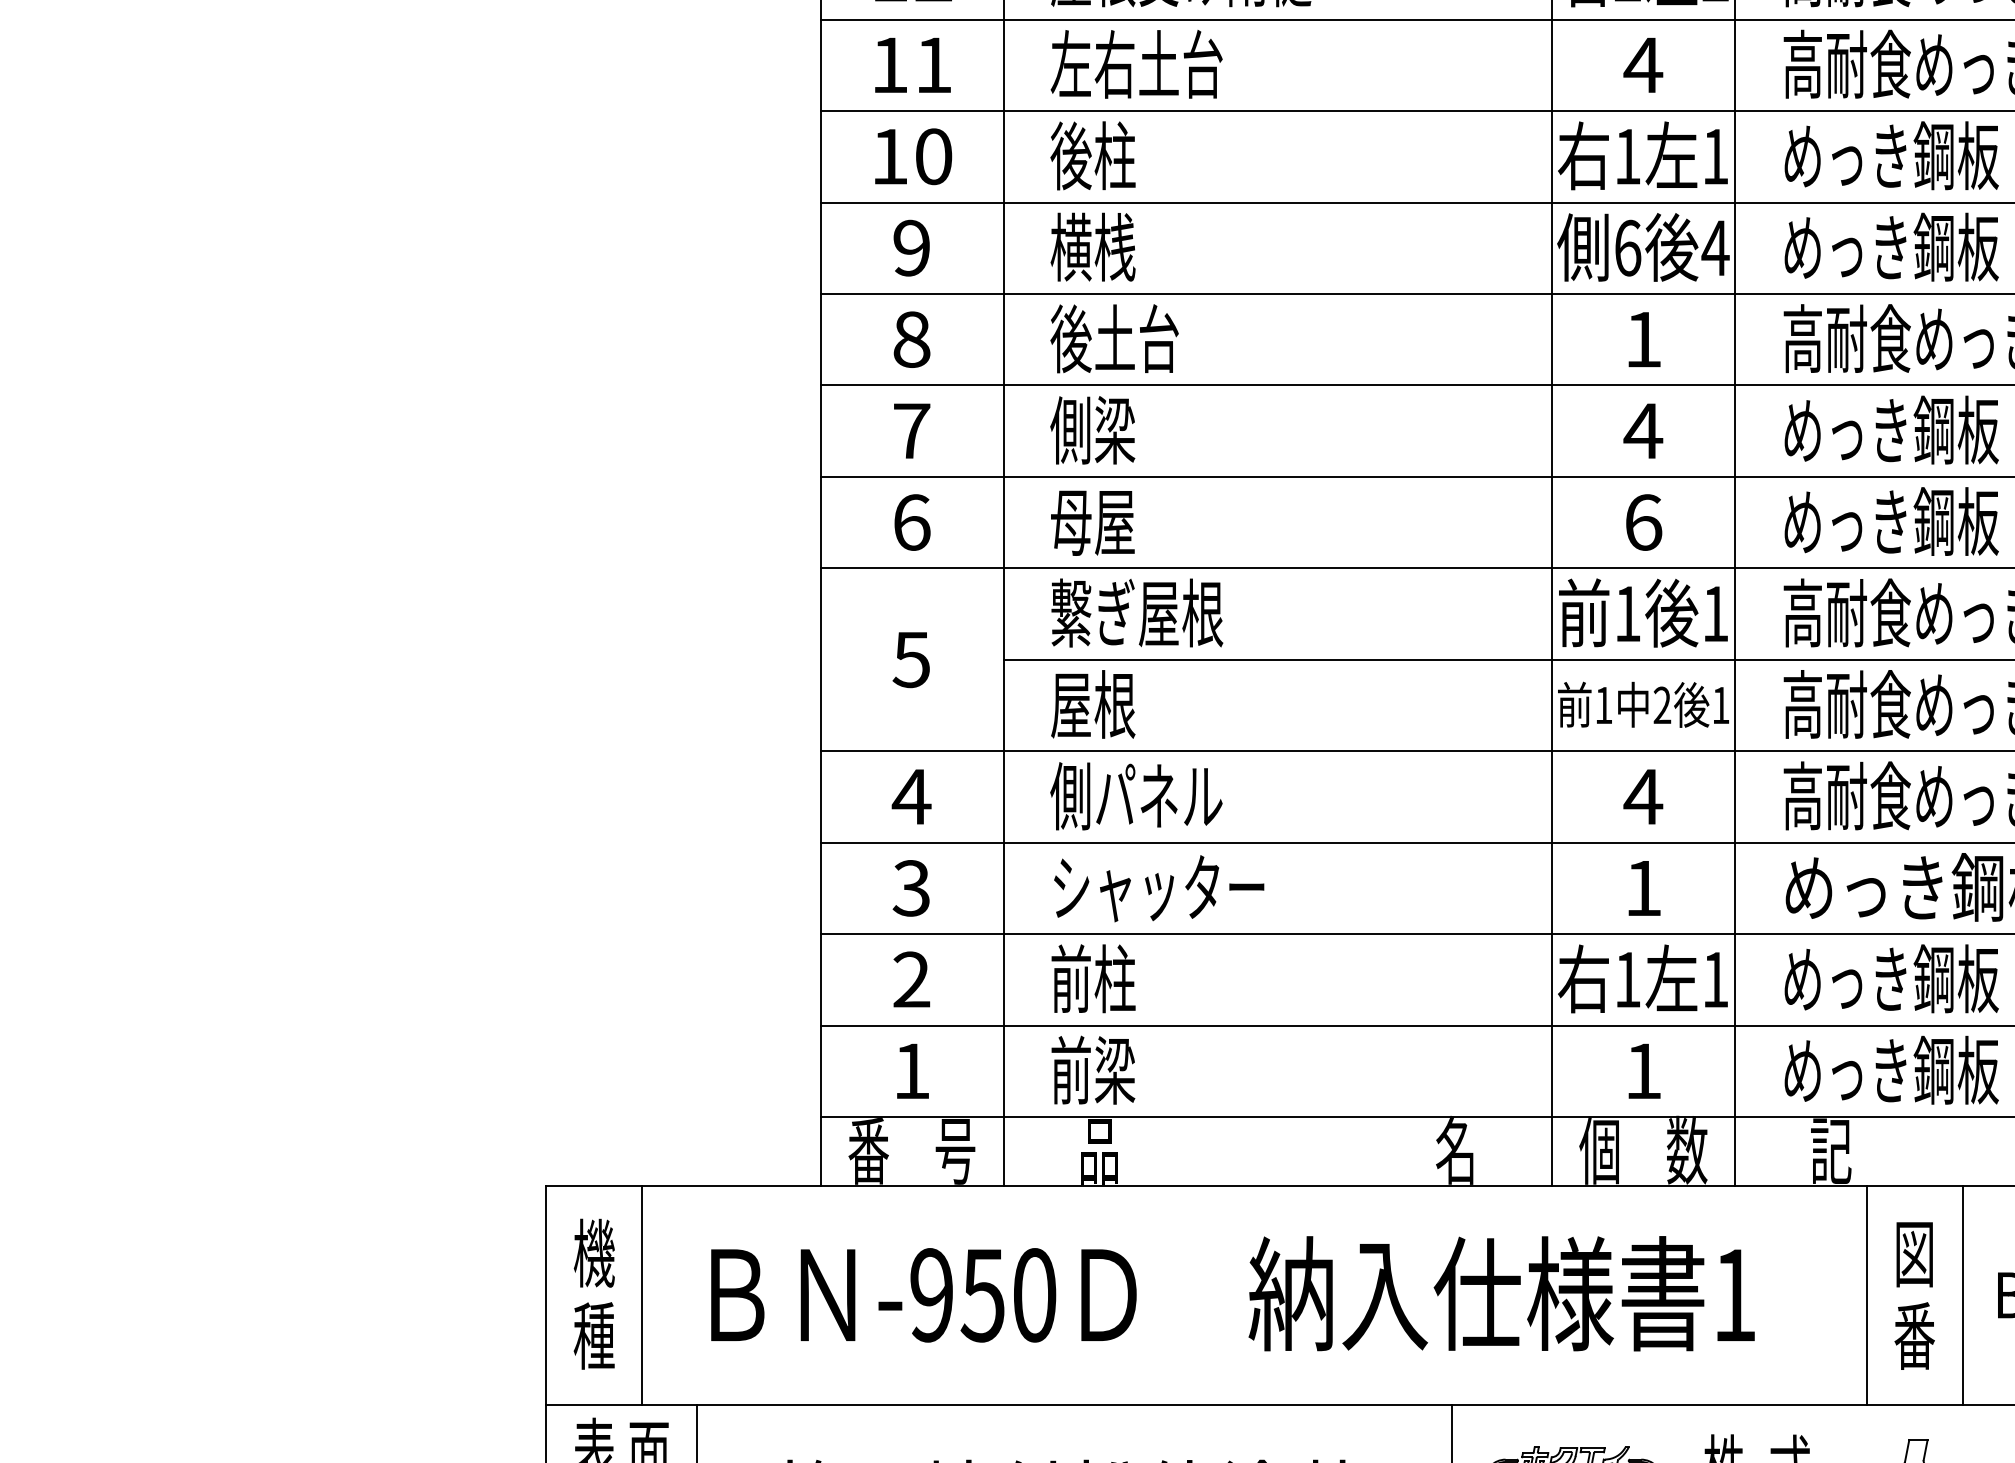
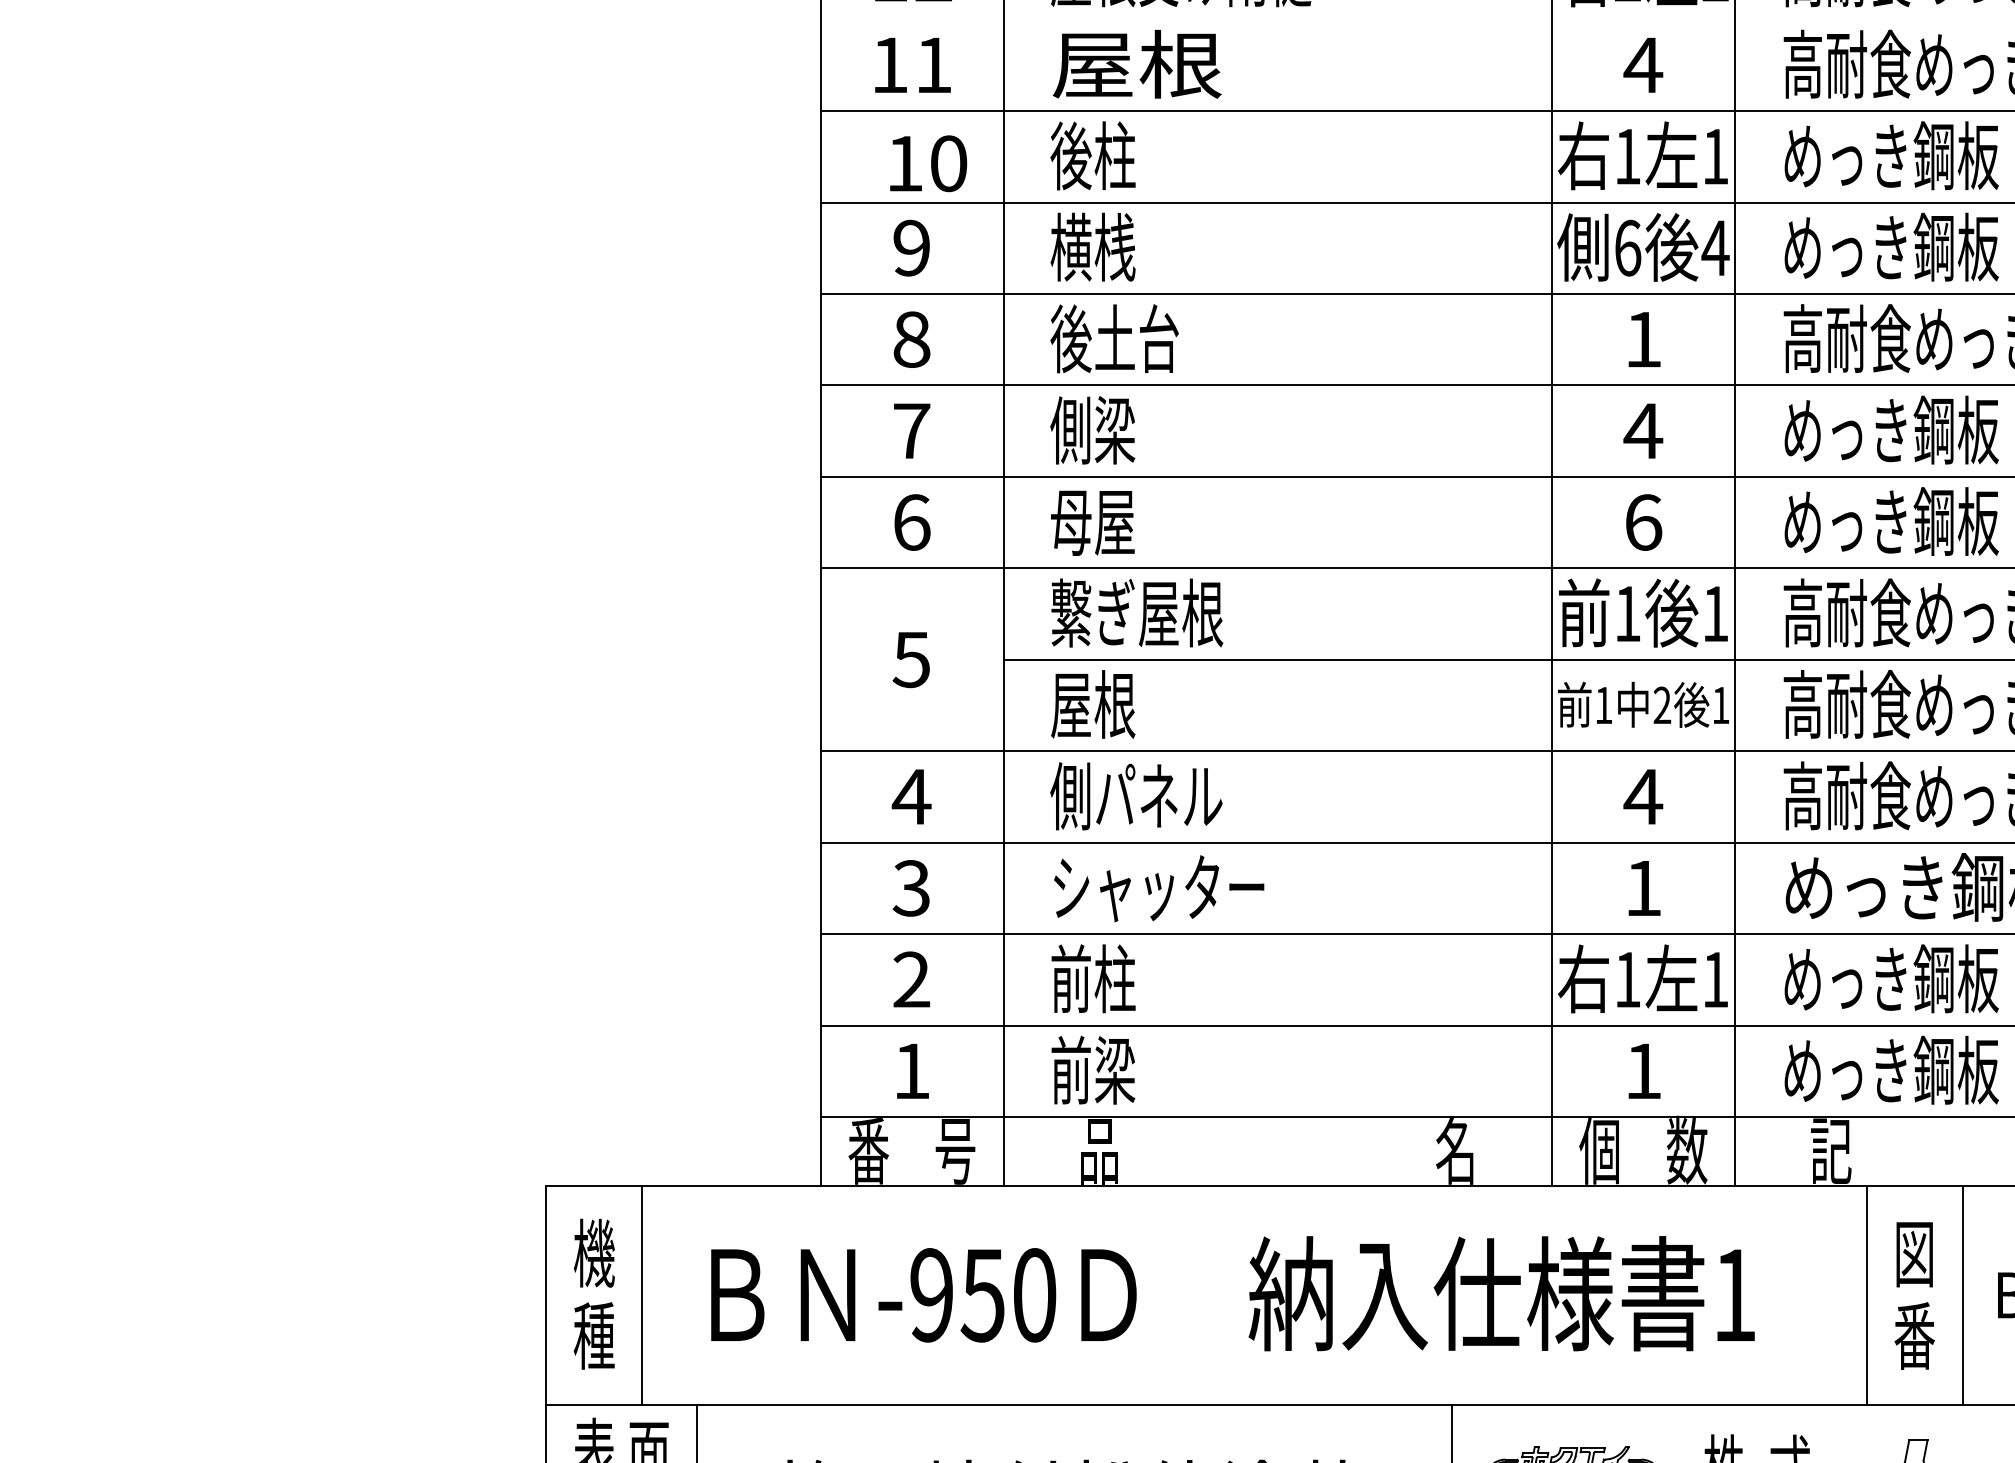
line: present -> none (1415, 19)
text: 左右土台 -> 屋根 (1136, 63)
text position: (913, 156) -> (928, 163) (928, 163)
